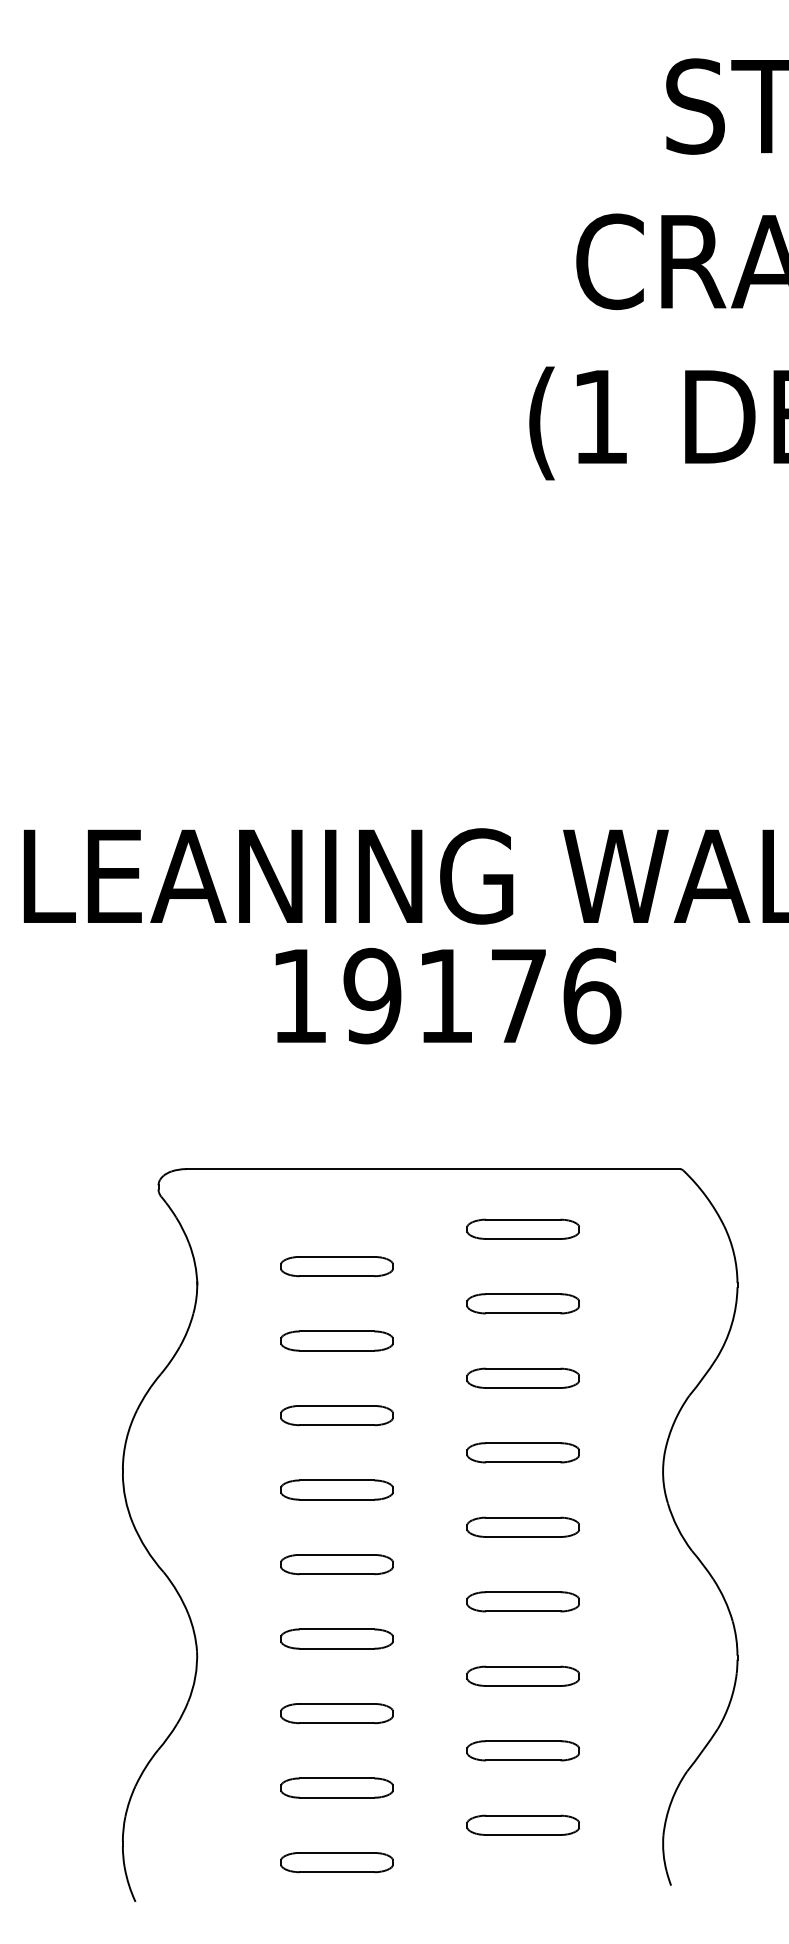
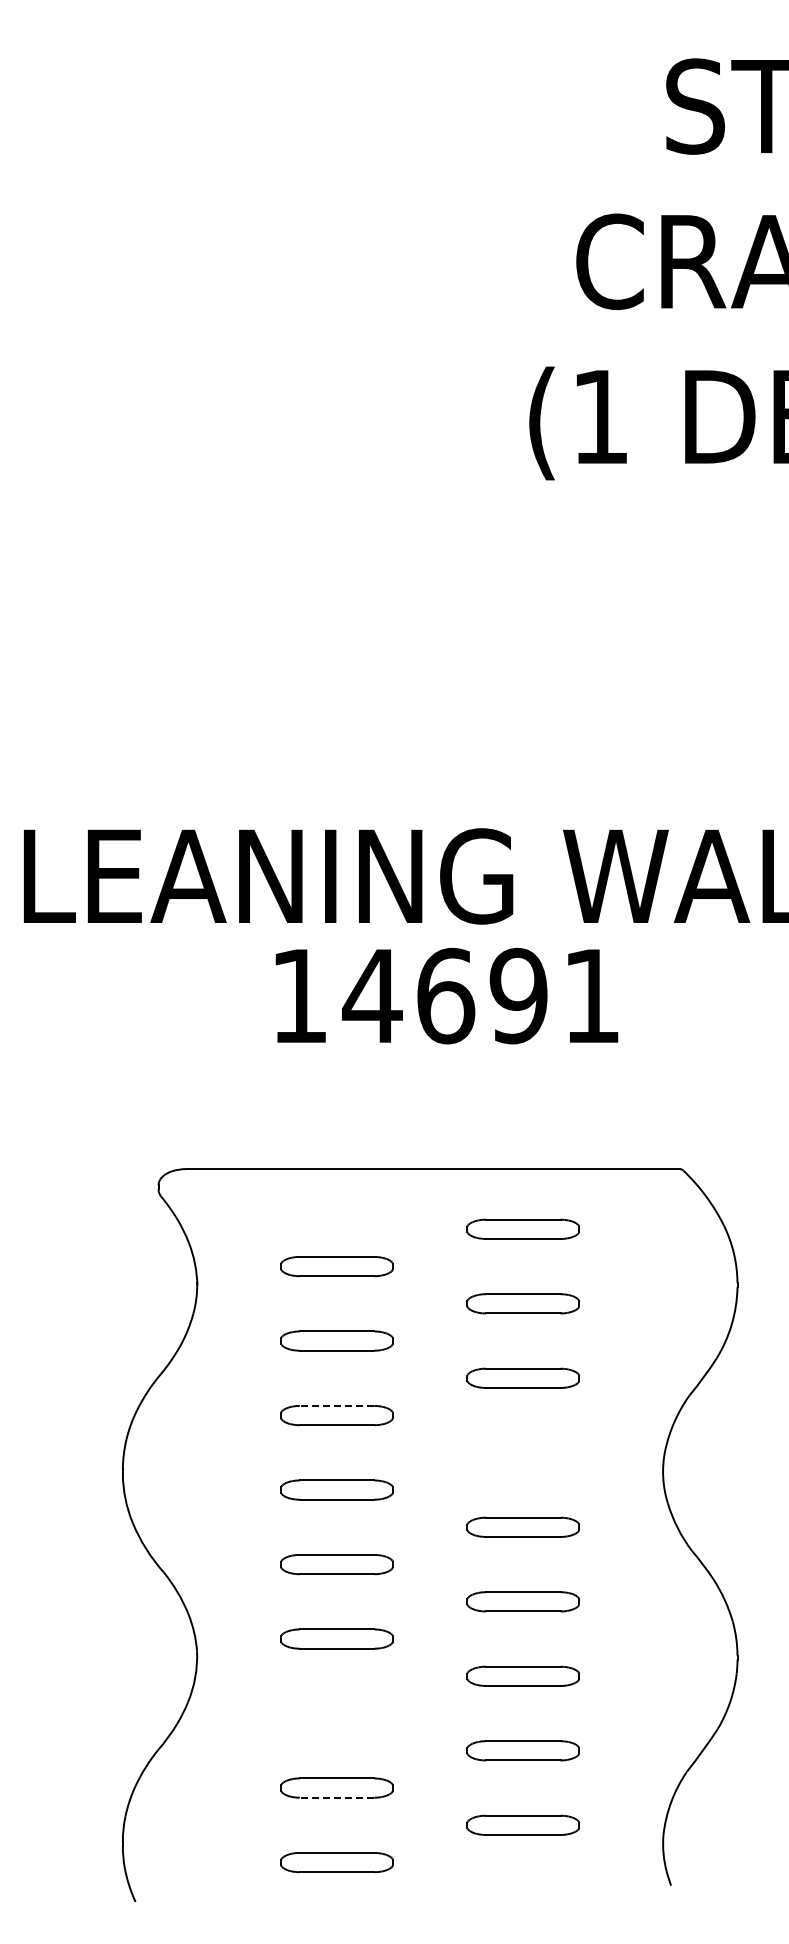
text: 19176 -> 14691 (481, 995)
line: solid -> dashed (336, 1405)
part: present -> none (522, 1452)
part: present -> none (336, 1713)
line: solid -> dashed (336, 1797)
